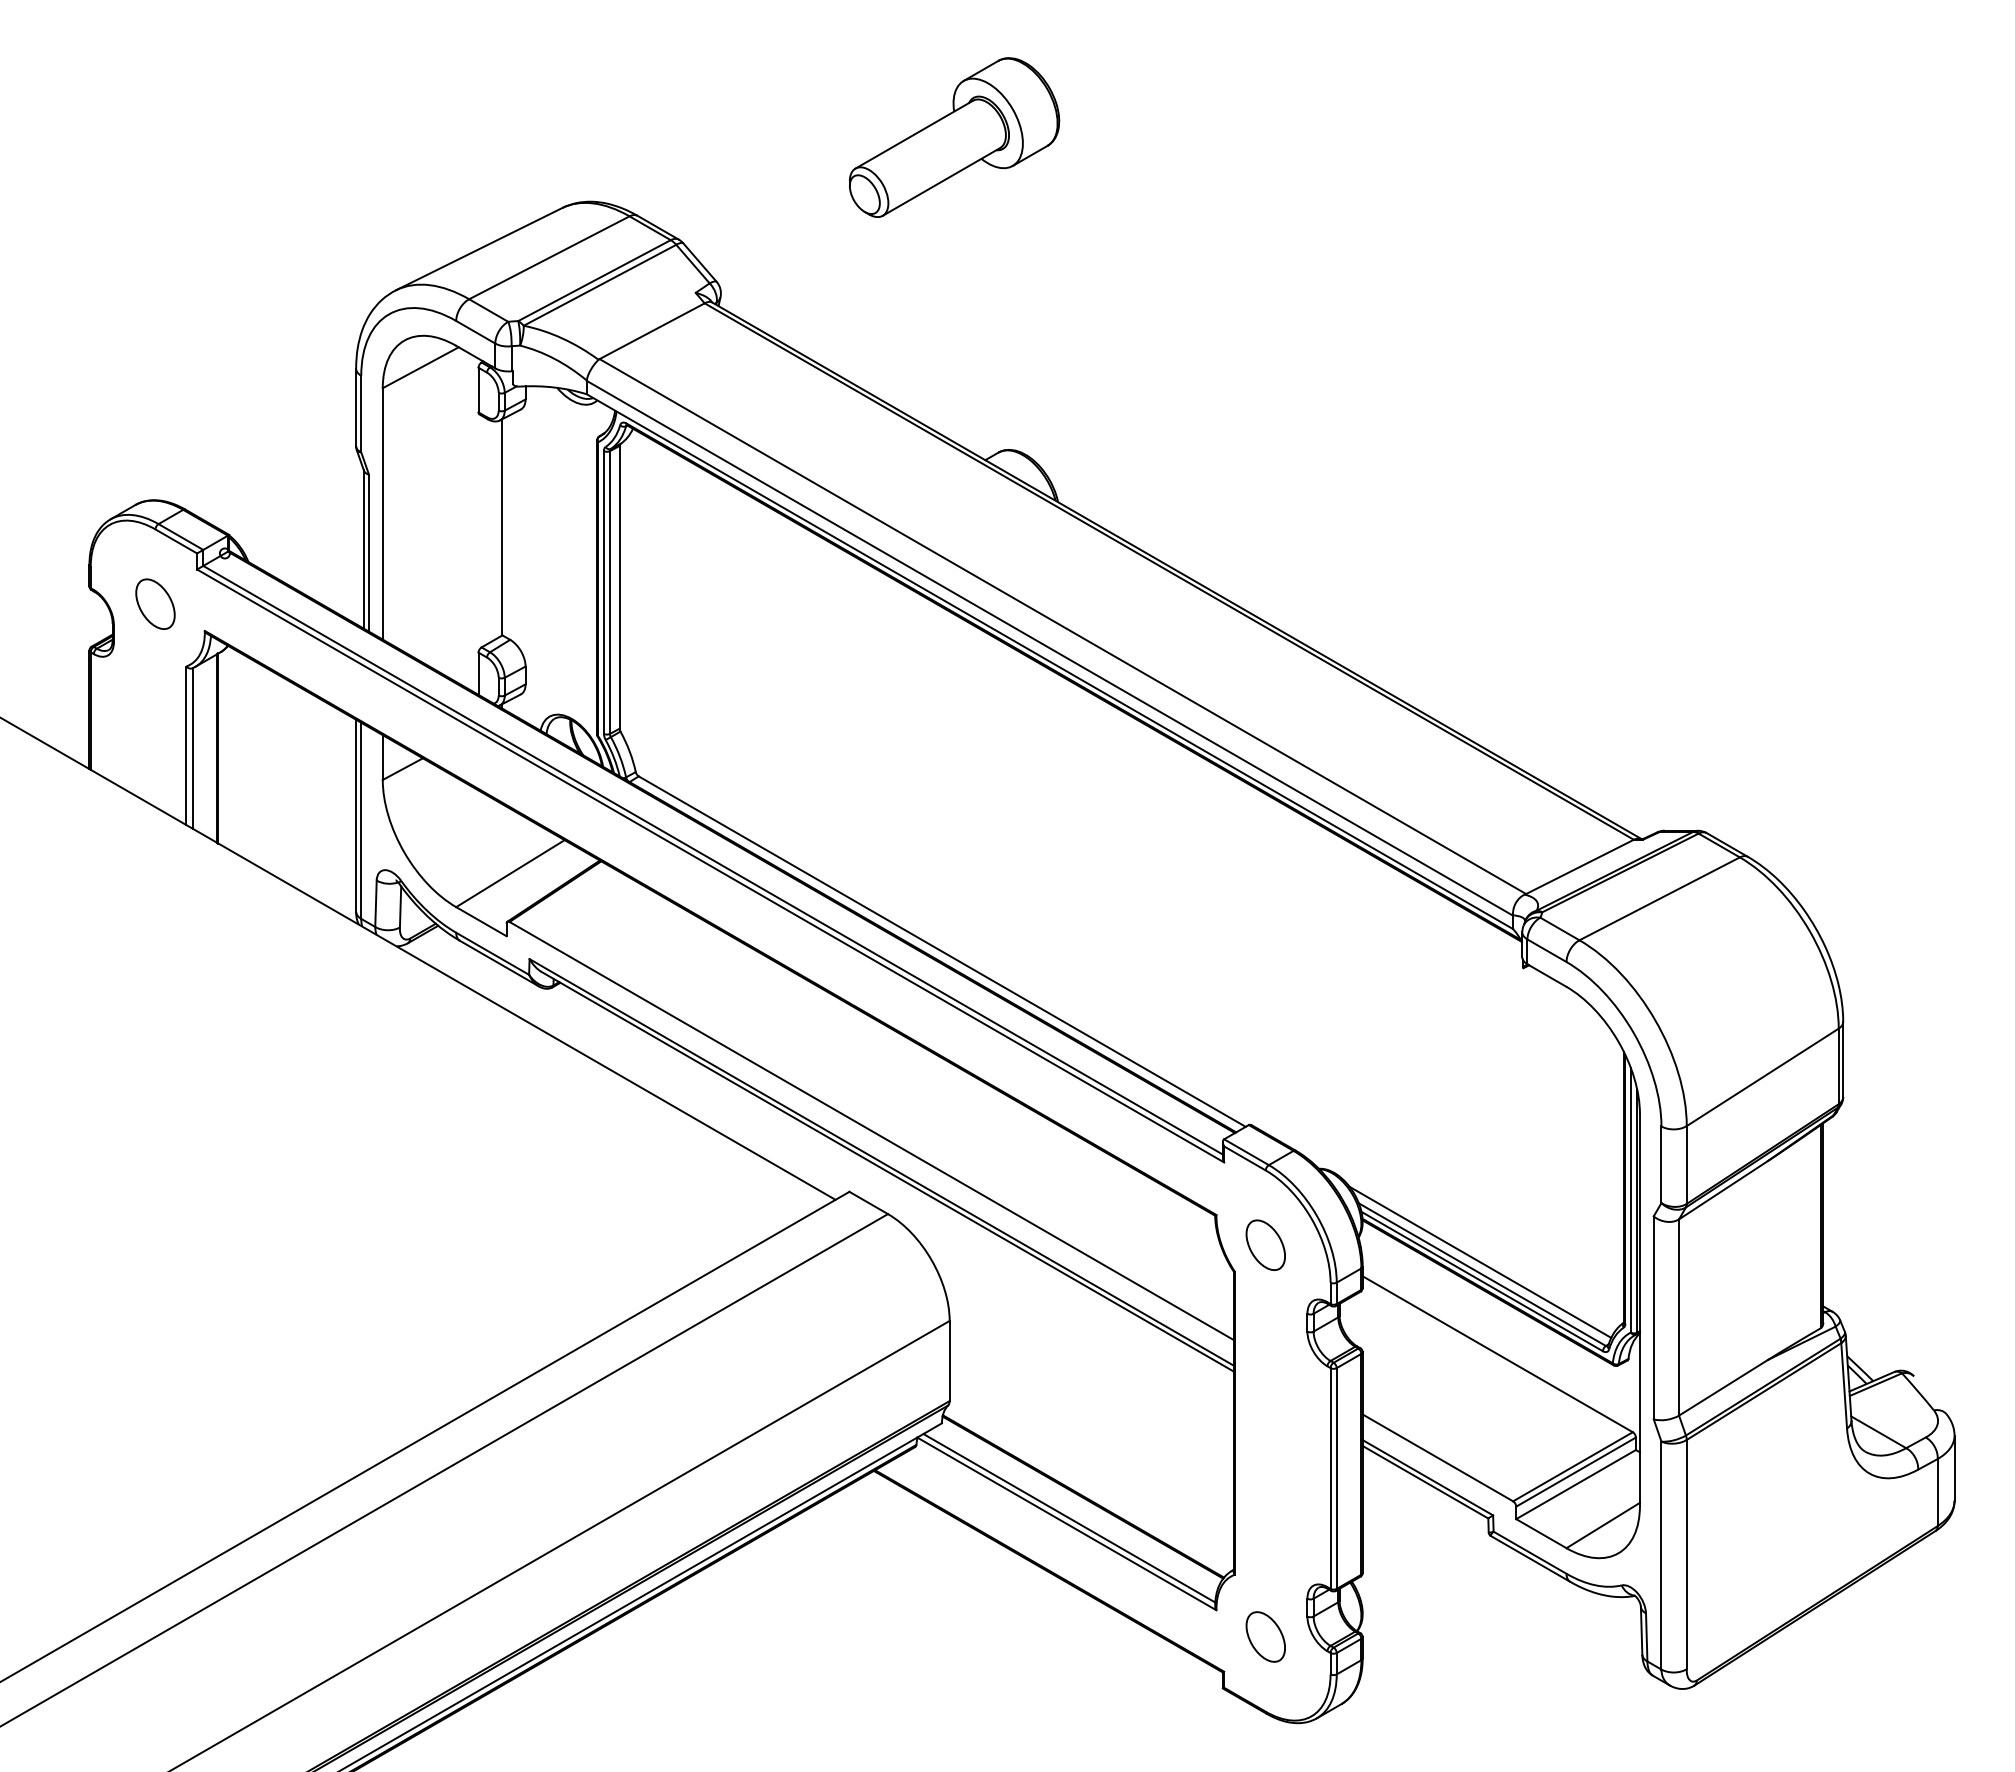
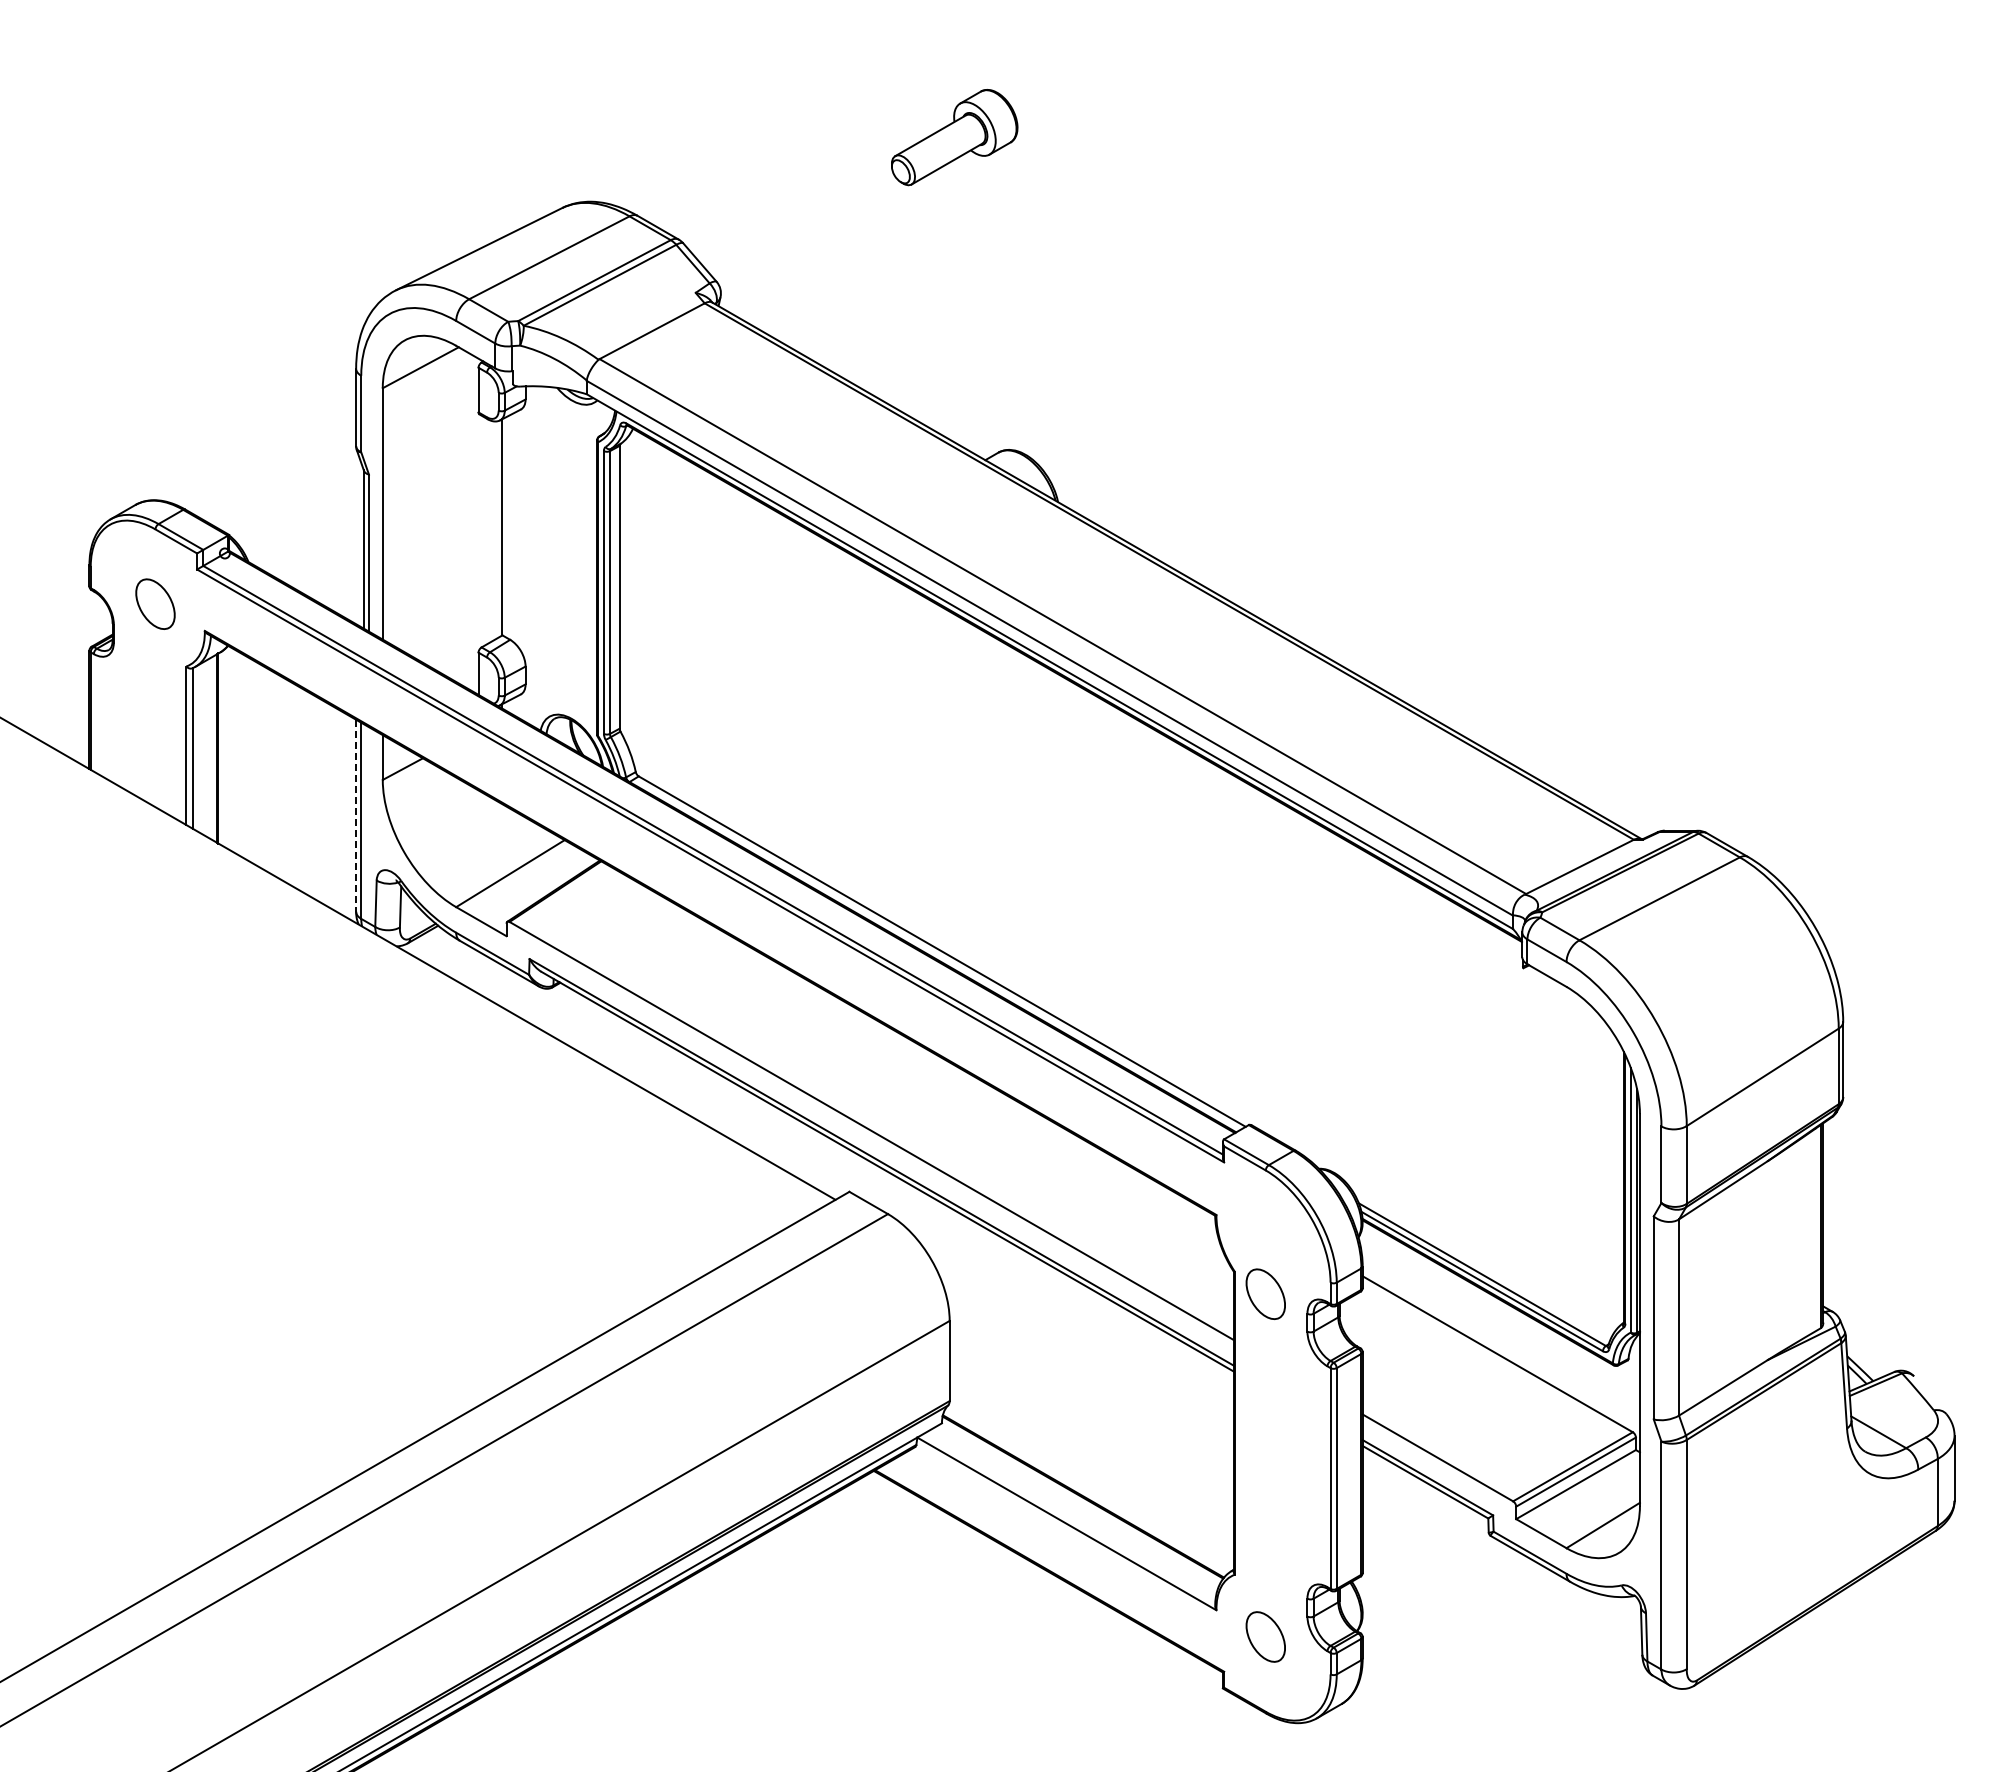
part size: 212x161 px -> 128x98 px (954, 137)
line: solid -> dashed (356, 816)
part position: (1265, 1244) -> (1265, 1293) (1265, 1293)
line: present -> none (1480, 1261)
line: present -> none (1069, 1518)
